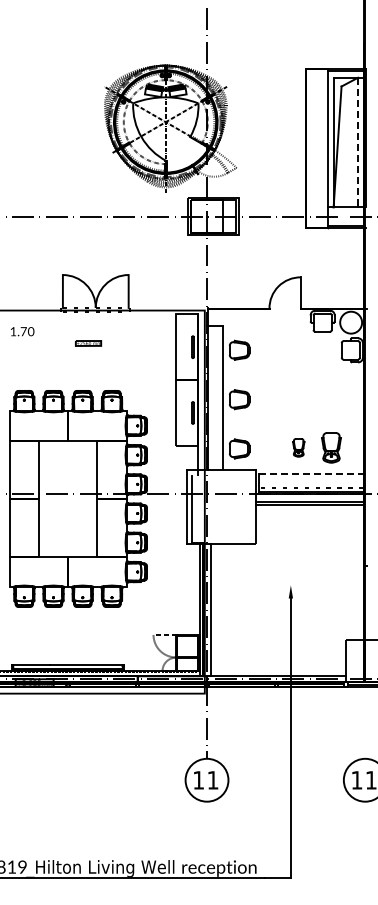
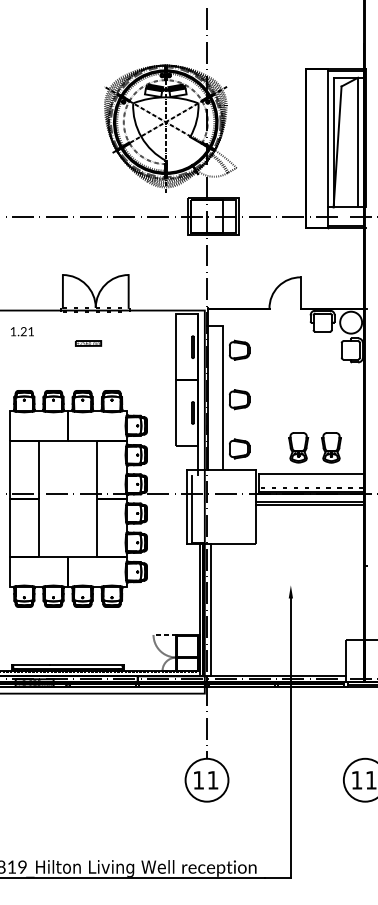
line: dashed -> solid (358, 142)
text: 1.70 -> 1.21 (27, 331)
part size: 14x20 px -> 22x32 px (298, 447)
line: dashed -> solid (311, 473)
